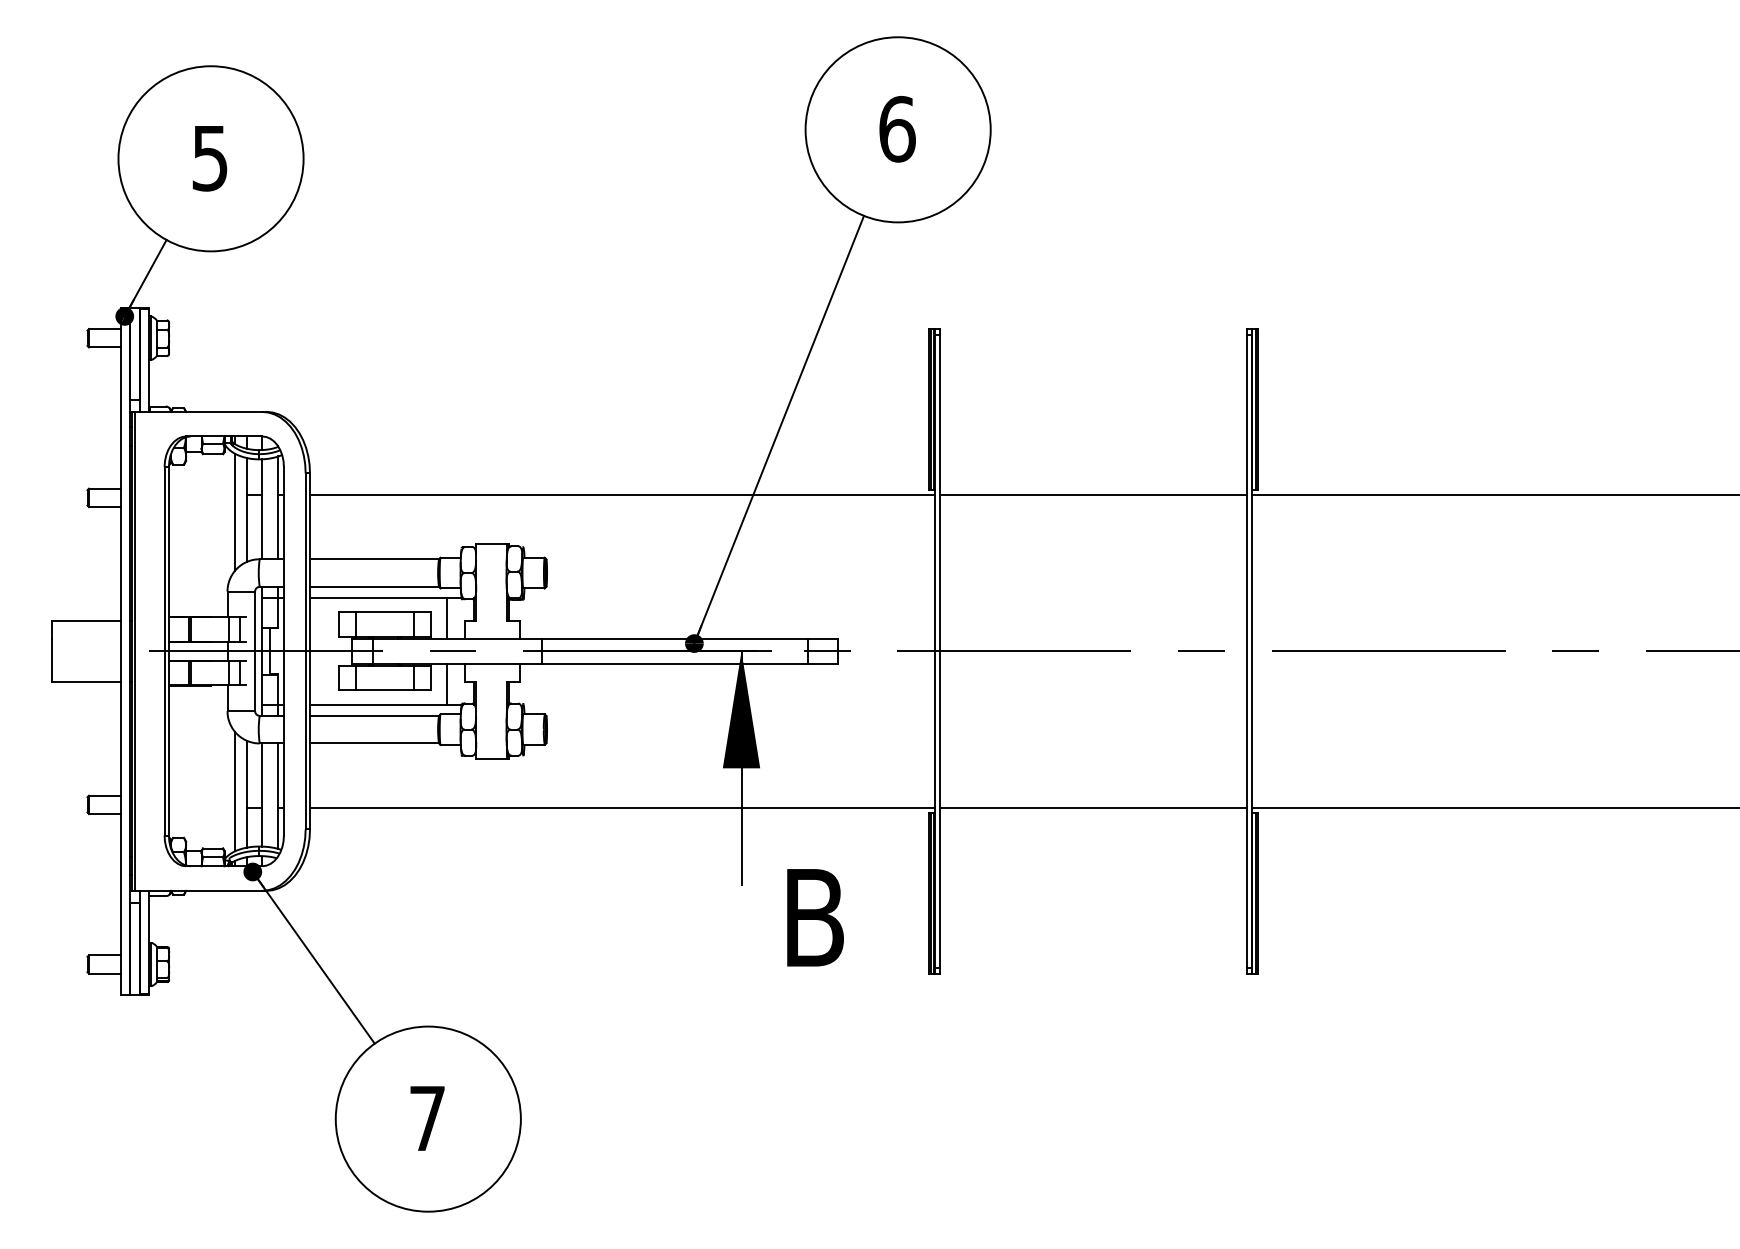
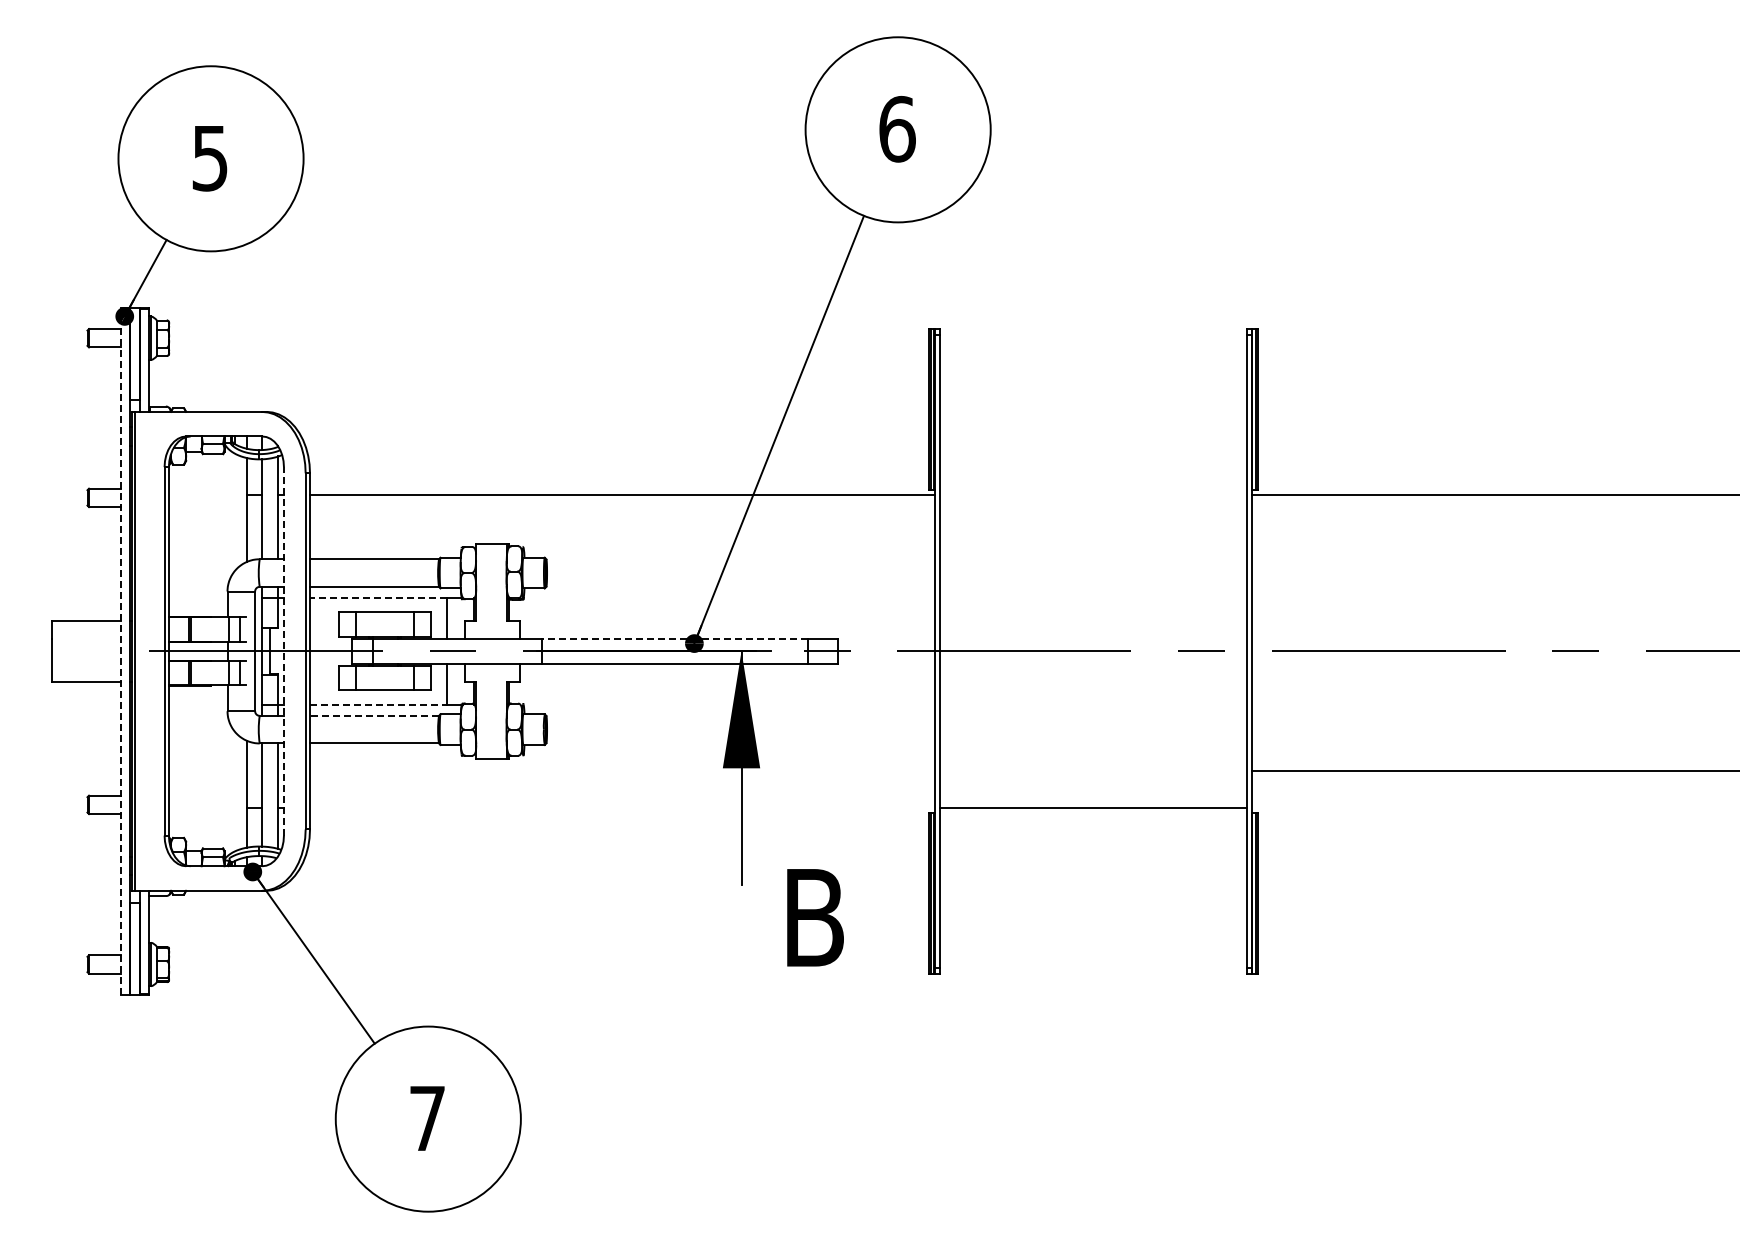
line: present -> none (1092, 494)
line: present -> none (234, 512)
line: solid -> dashed (377, 597)
line: solid -> dashed (674, 639)
line: solid -> dashed (283, 650)
line: solid -> dashed (121, 651)
line: solid -> dashed (378, 705)
line: solid -> dashed (374, 715)
line: present -> none (234, 791)
line: present -> none (622, 807)
line position: (1493, 807) -> (1493, 770) (1493, 770)
